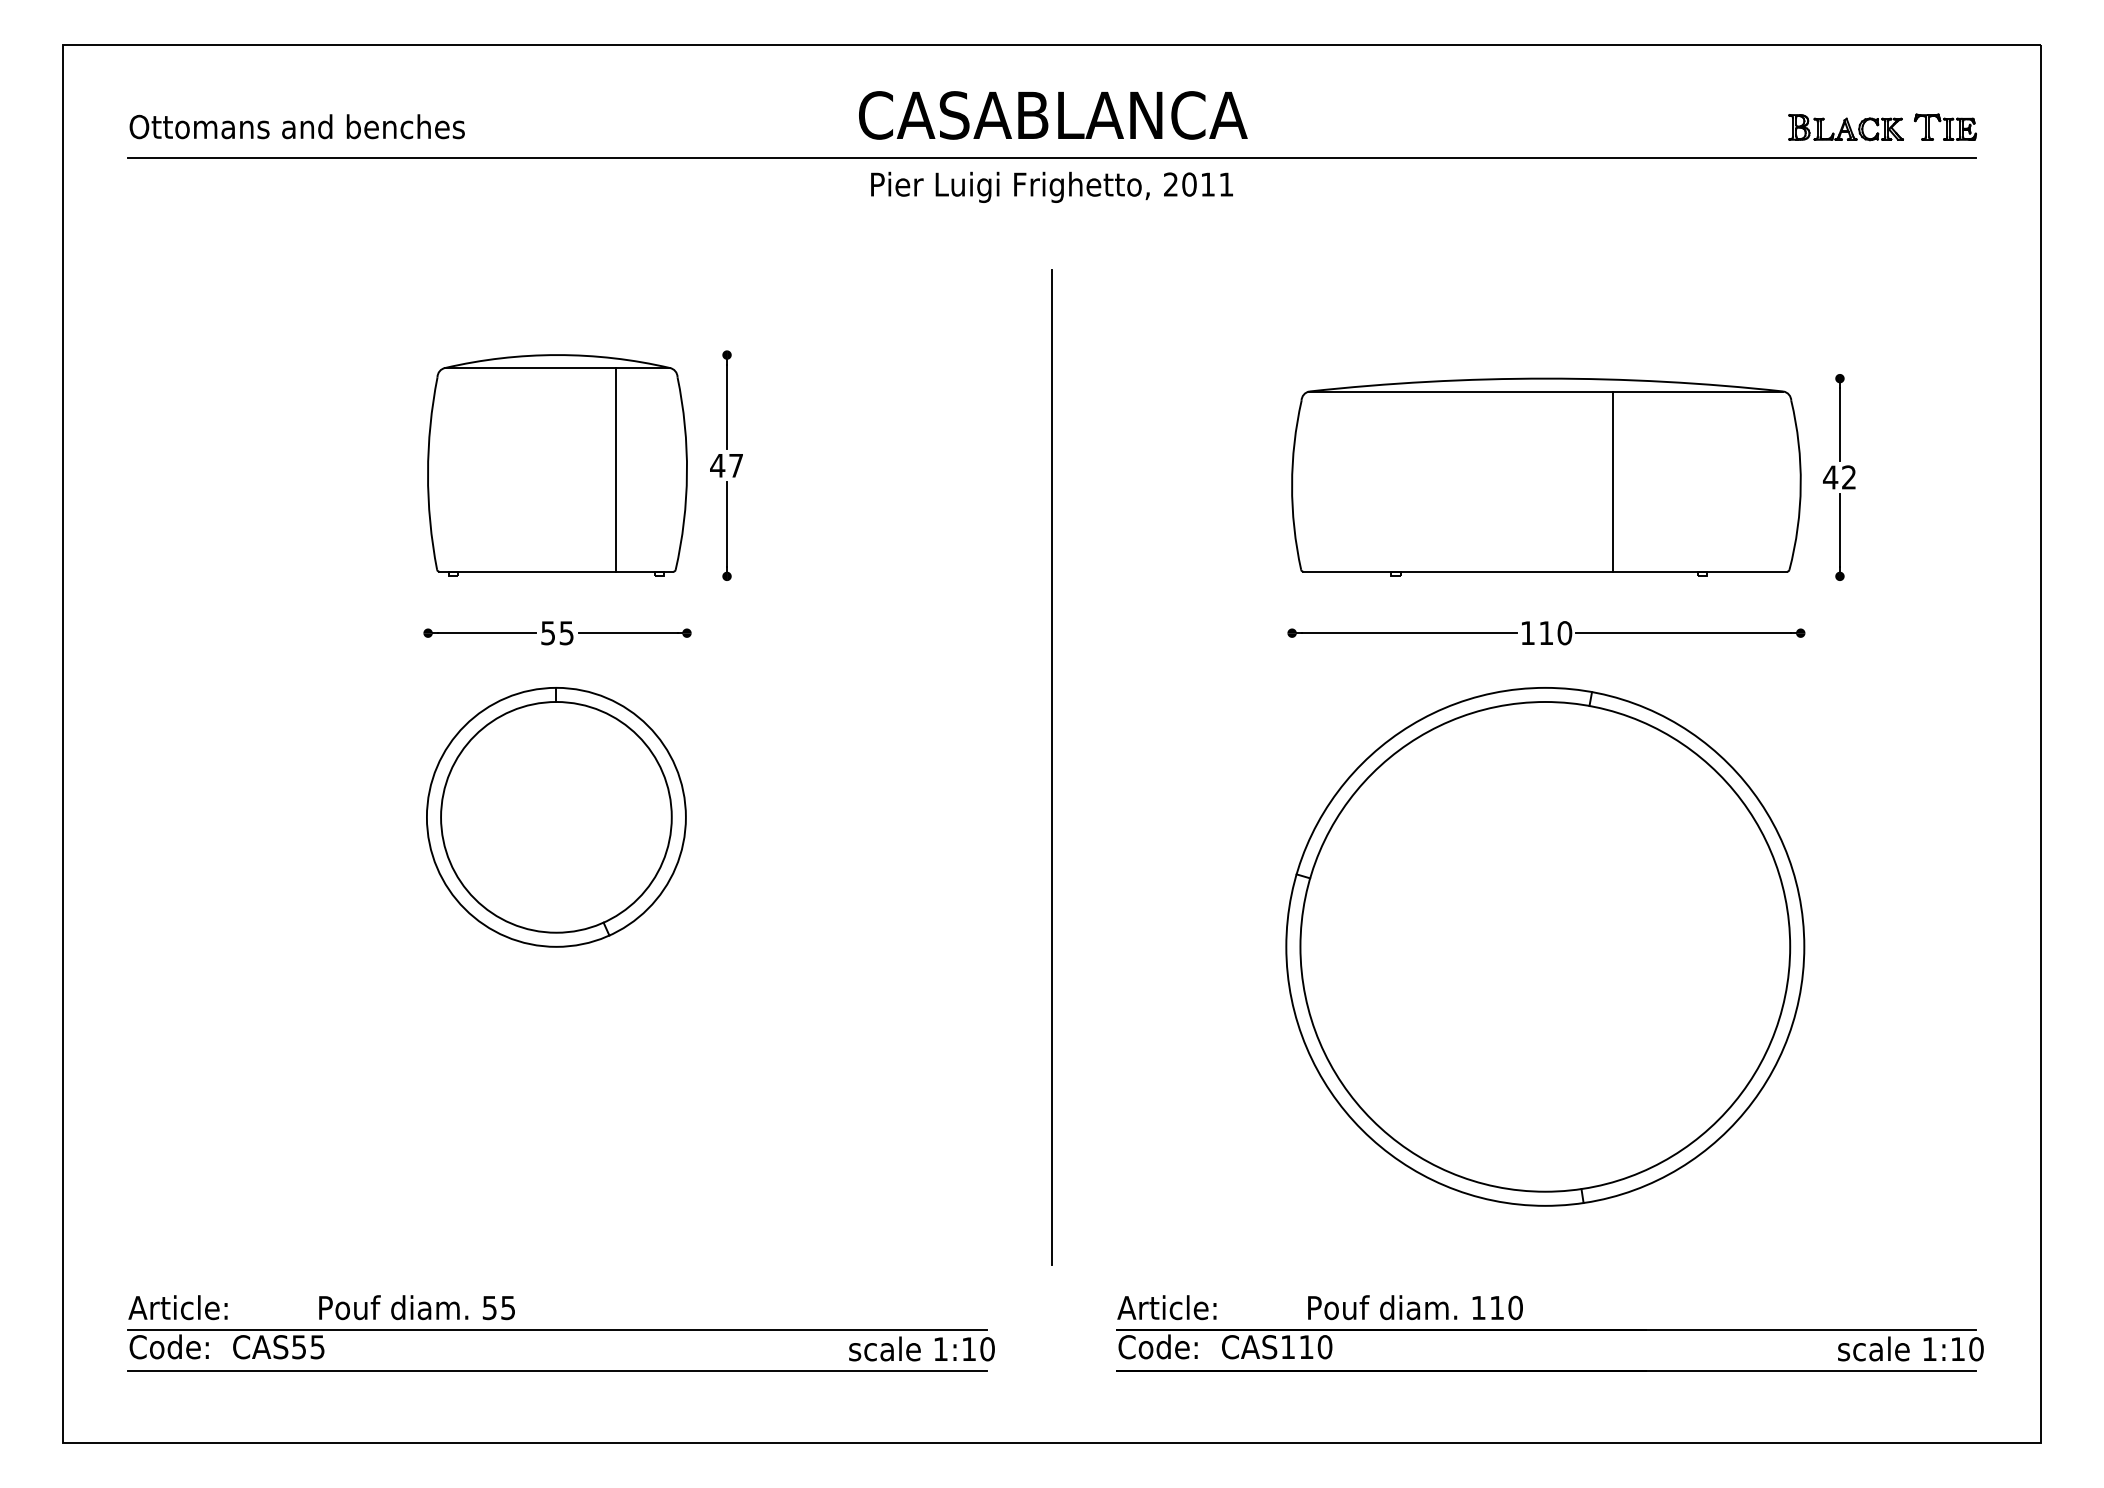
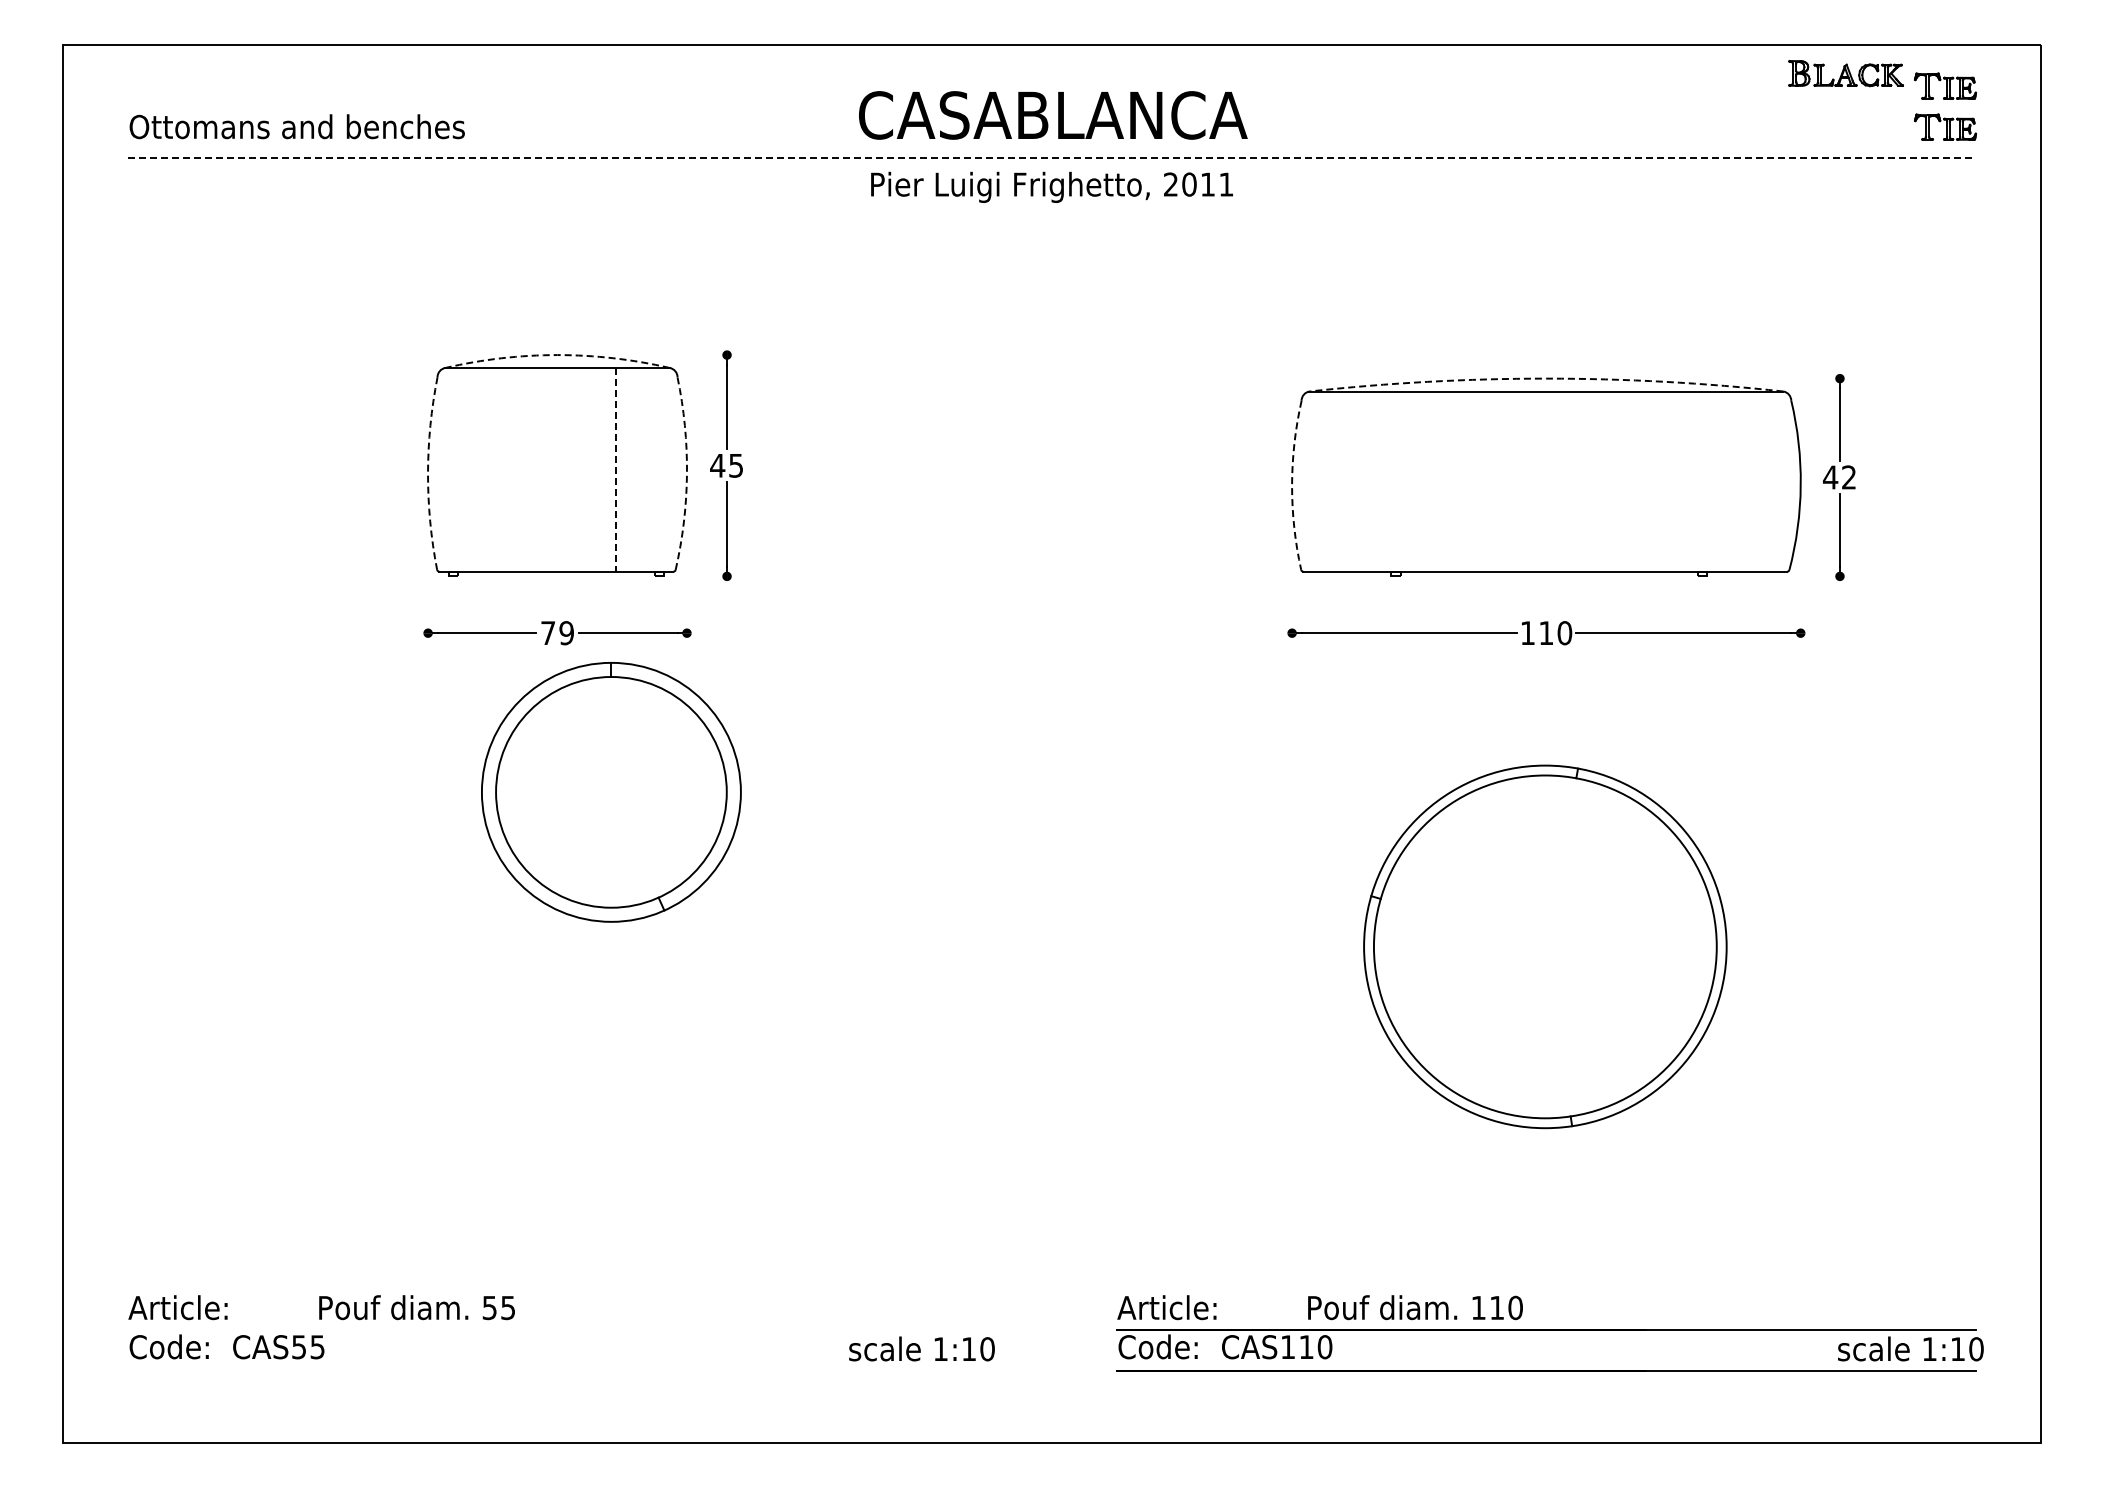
part: none -> present (1945, 85)
part position: (1845, 127) -> (1845, 73) (1845, 73)
line: solid -> dashed (1051, 157)
arc: solid -> dashed (557, 355)
arc: solid -> dashed (1546, 378)
text: 47 -> 45 (735, 465)
line: solid -> dashed (616, 469)
arc: solid -> dashed (428, 473)
arc: solid -> dashed (686, 473)
line: present -> none (1613, 481)
arc: solid -> dashed (1292, 485)
text: 55 -> 79 (557, 633)
line: present -> none (1052, 767)
part position: (556, 817) -> (611, 792) (611, 792)
part size: 521x520 px -> 365x366 px (1545, 946)
line: present -> none (557, 1330)
line: present -> none (557, 1371)
